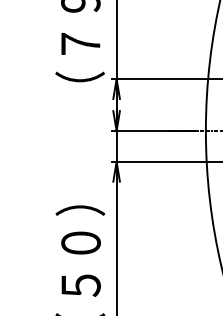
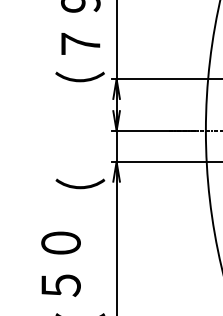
text: ） -> （ (80, 196)
text position: (80, 263) -> (60, 263) (60, 263)
